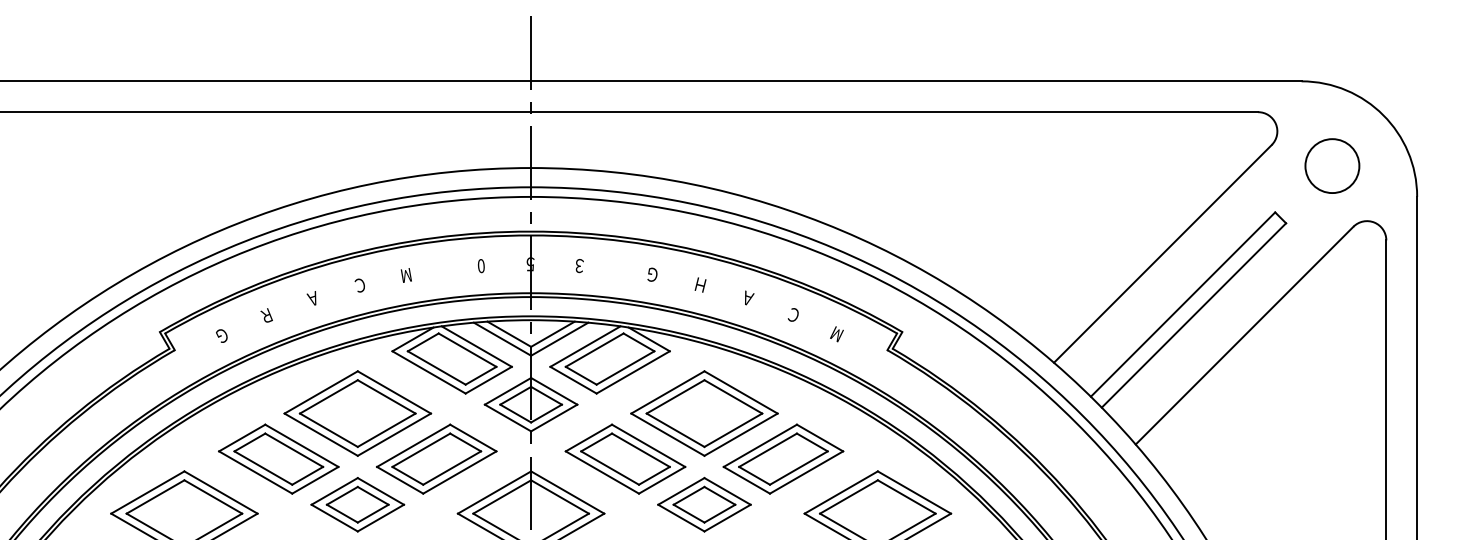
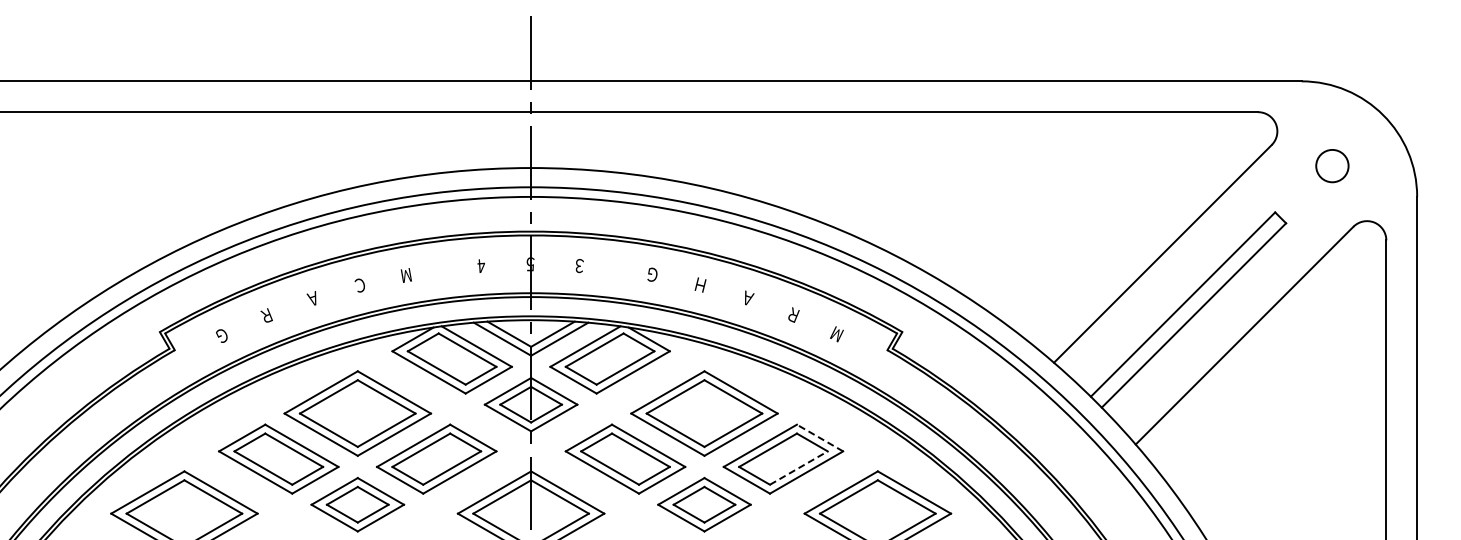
circle diameter: 54 px -> 32 px (1332, 165)
text: 0 -> 4 (480, 266)
text: Ｃ -> Ｒ (793, 314)
line: solid -> dashed (820, 438)
line: solid -> dashed (799, 467)
